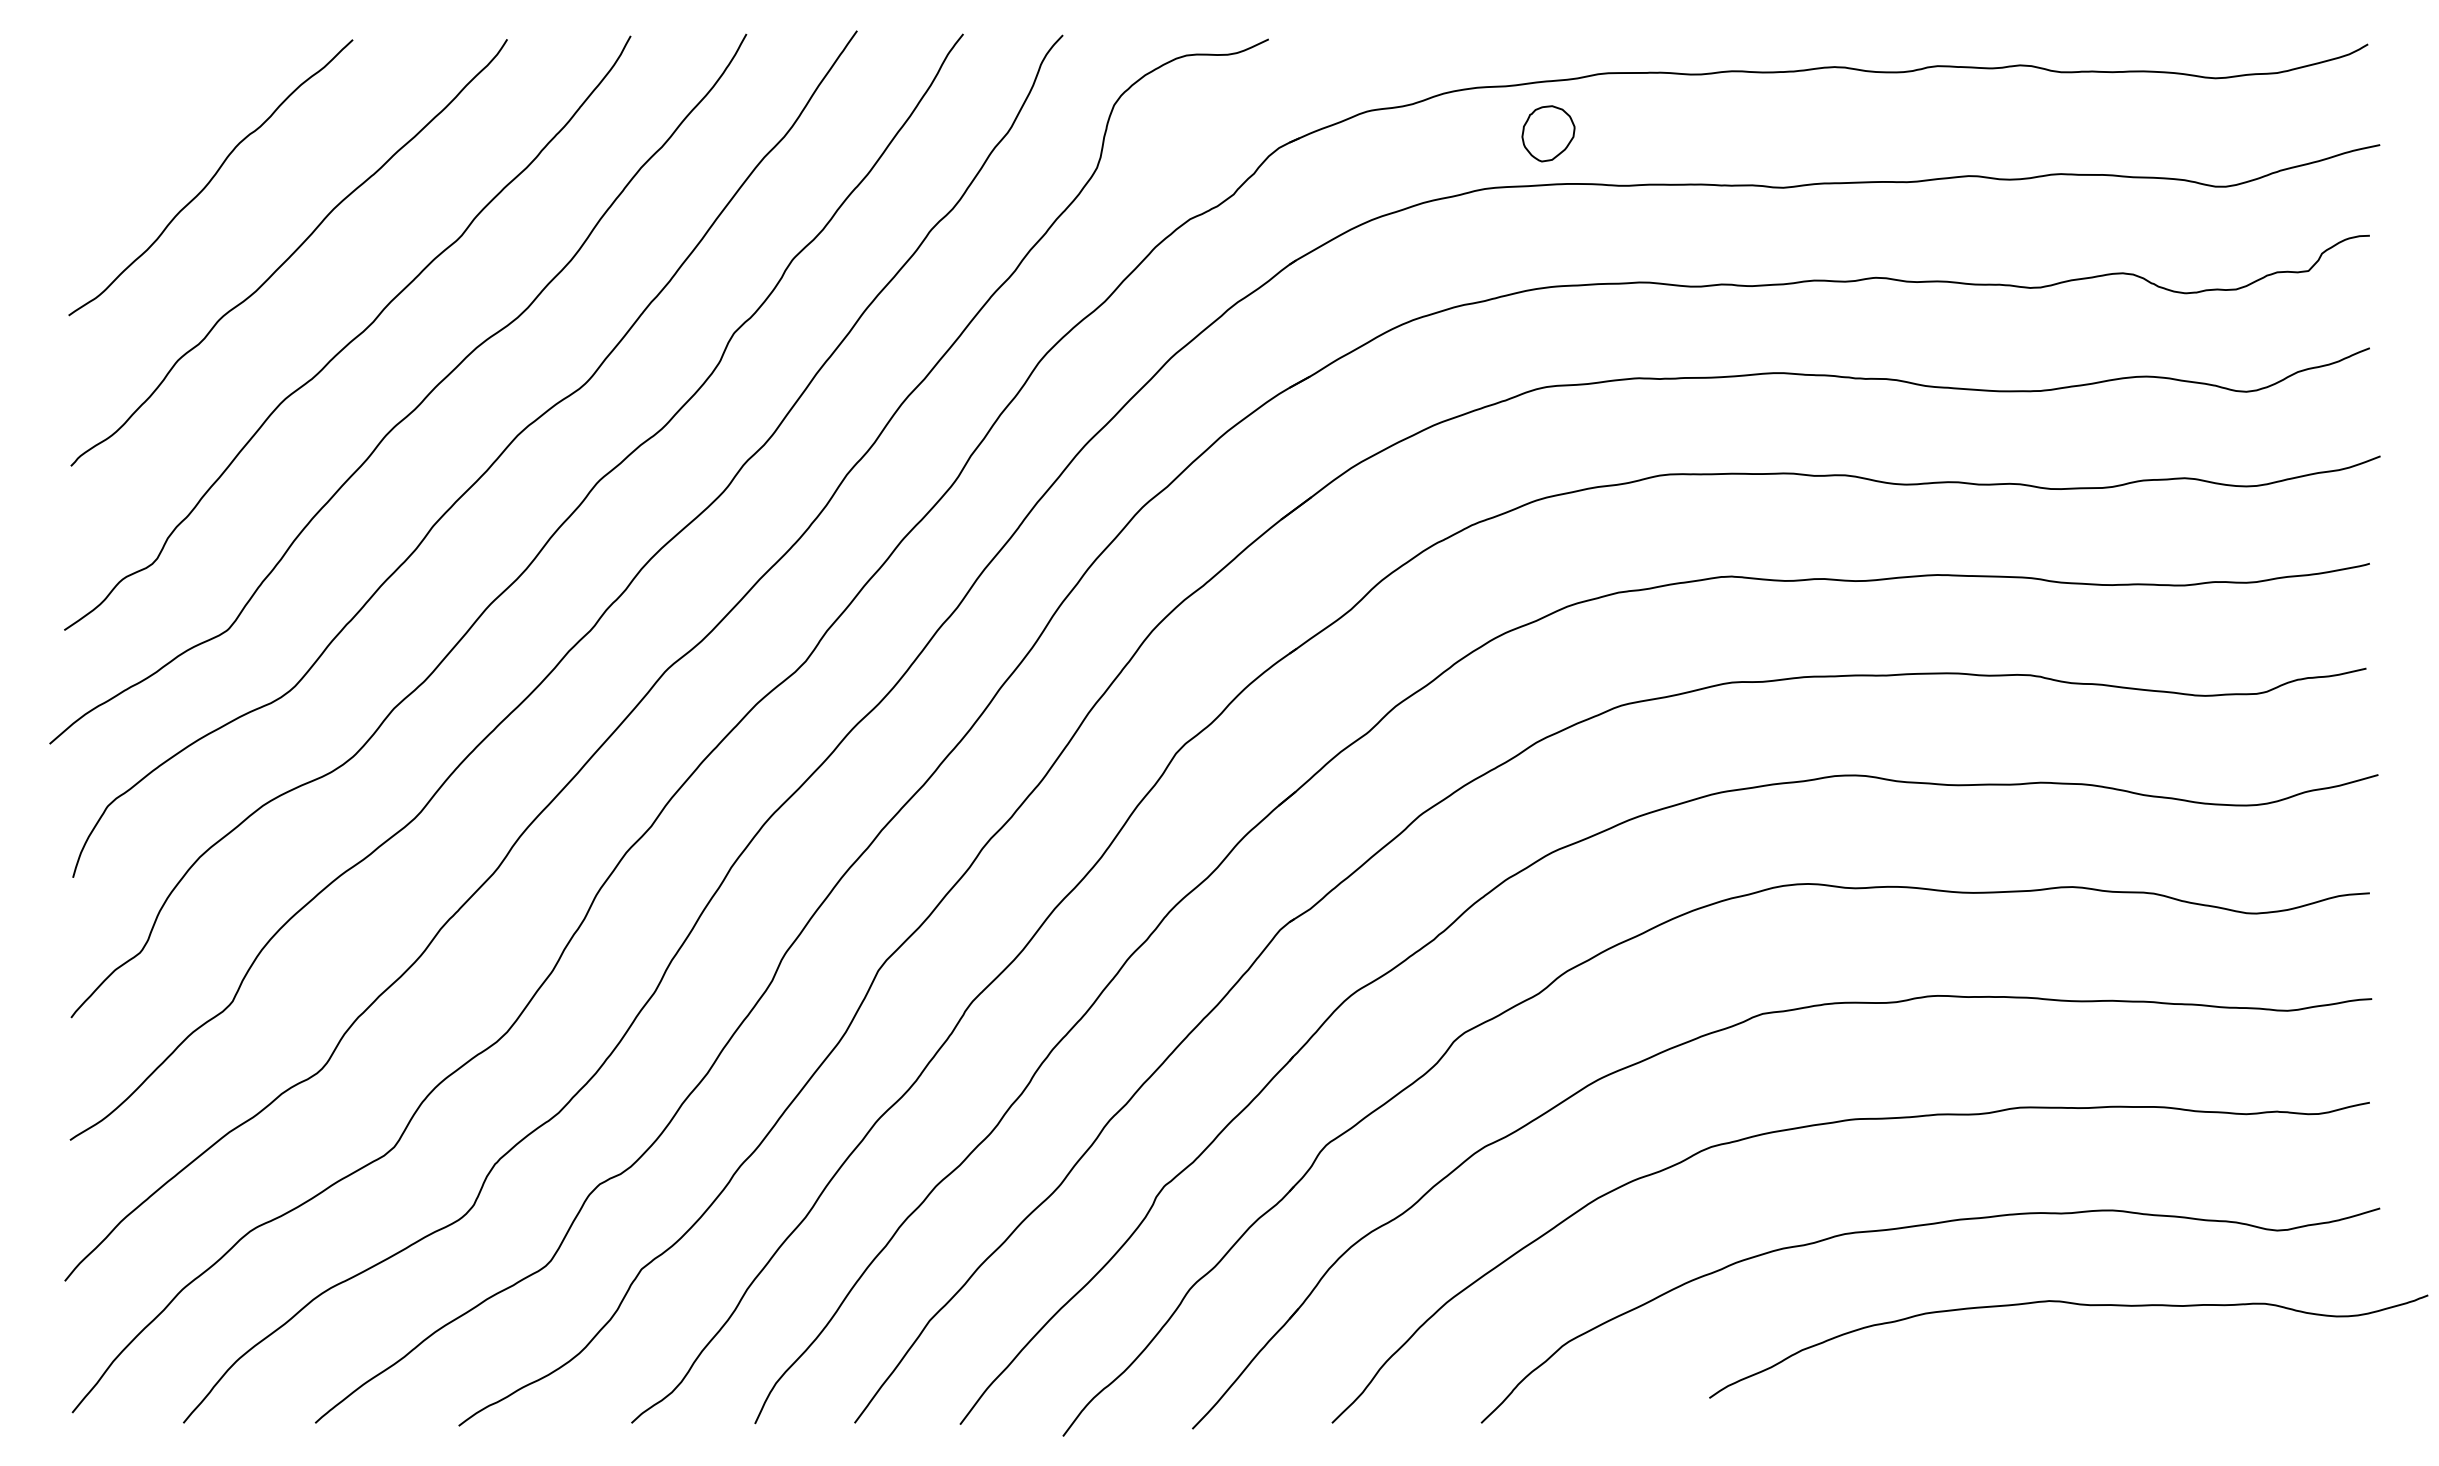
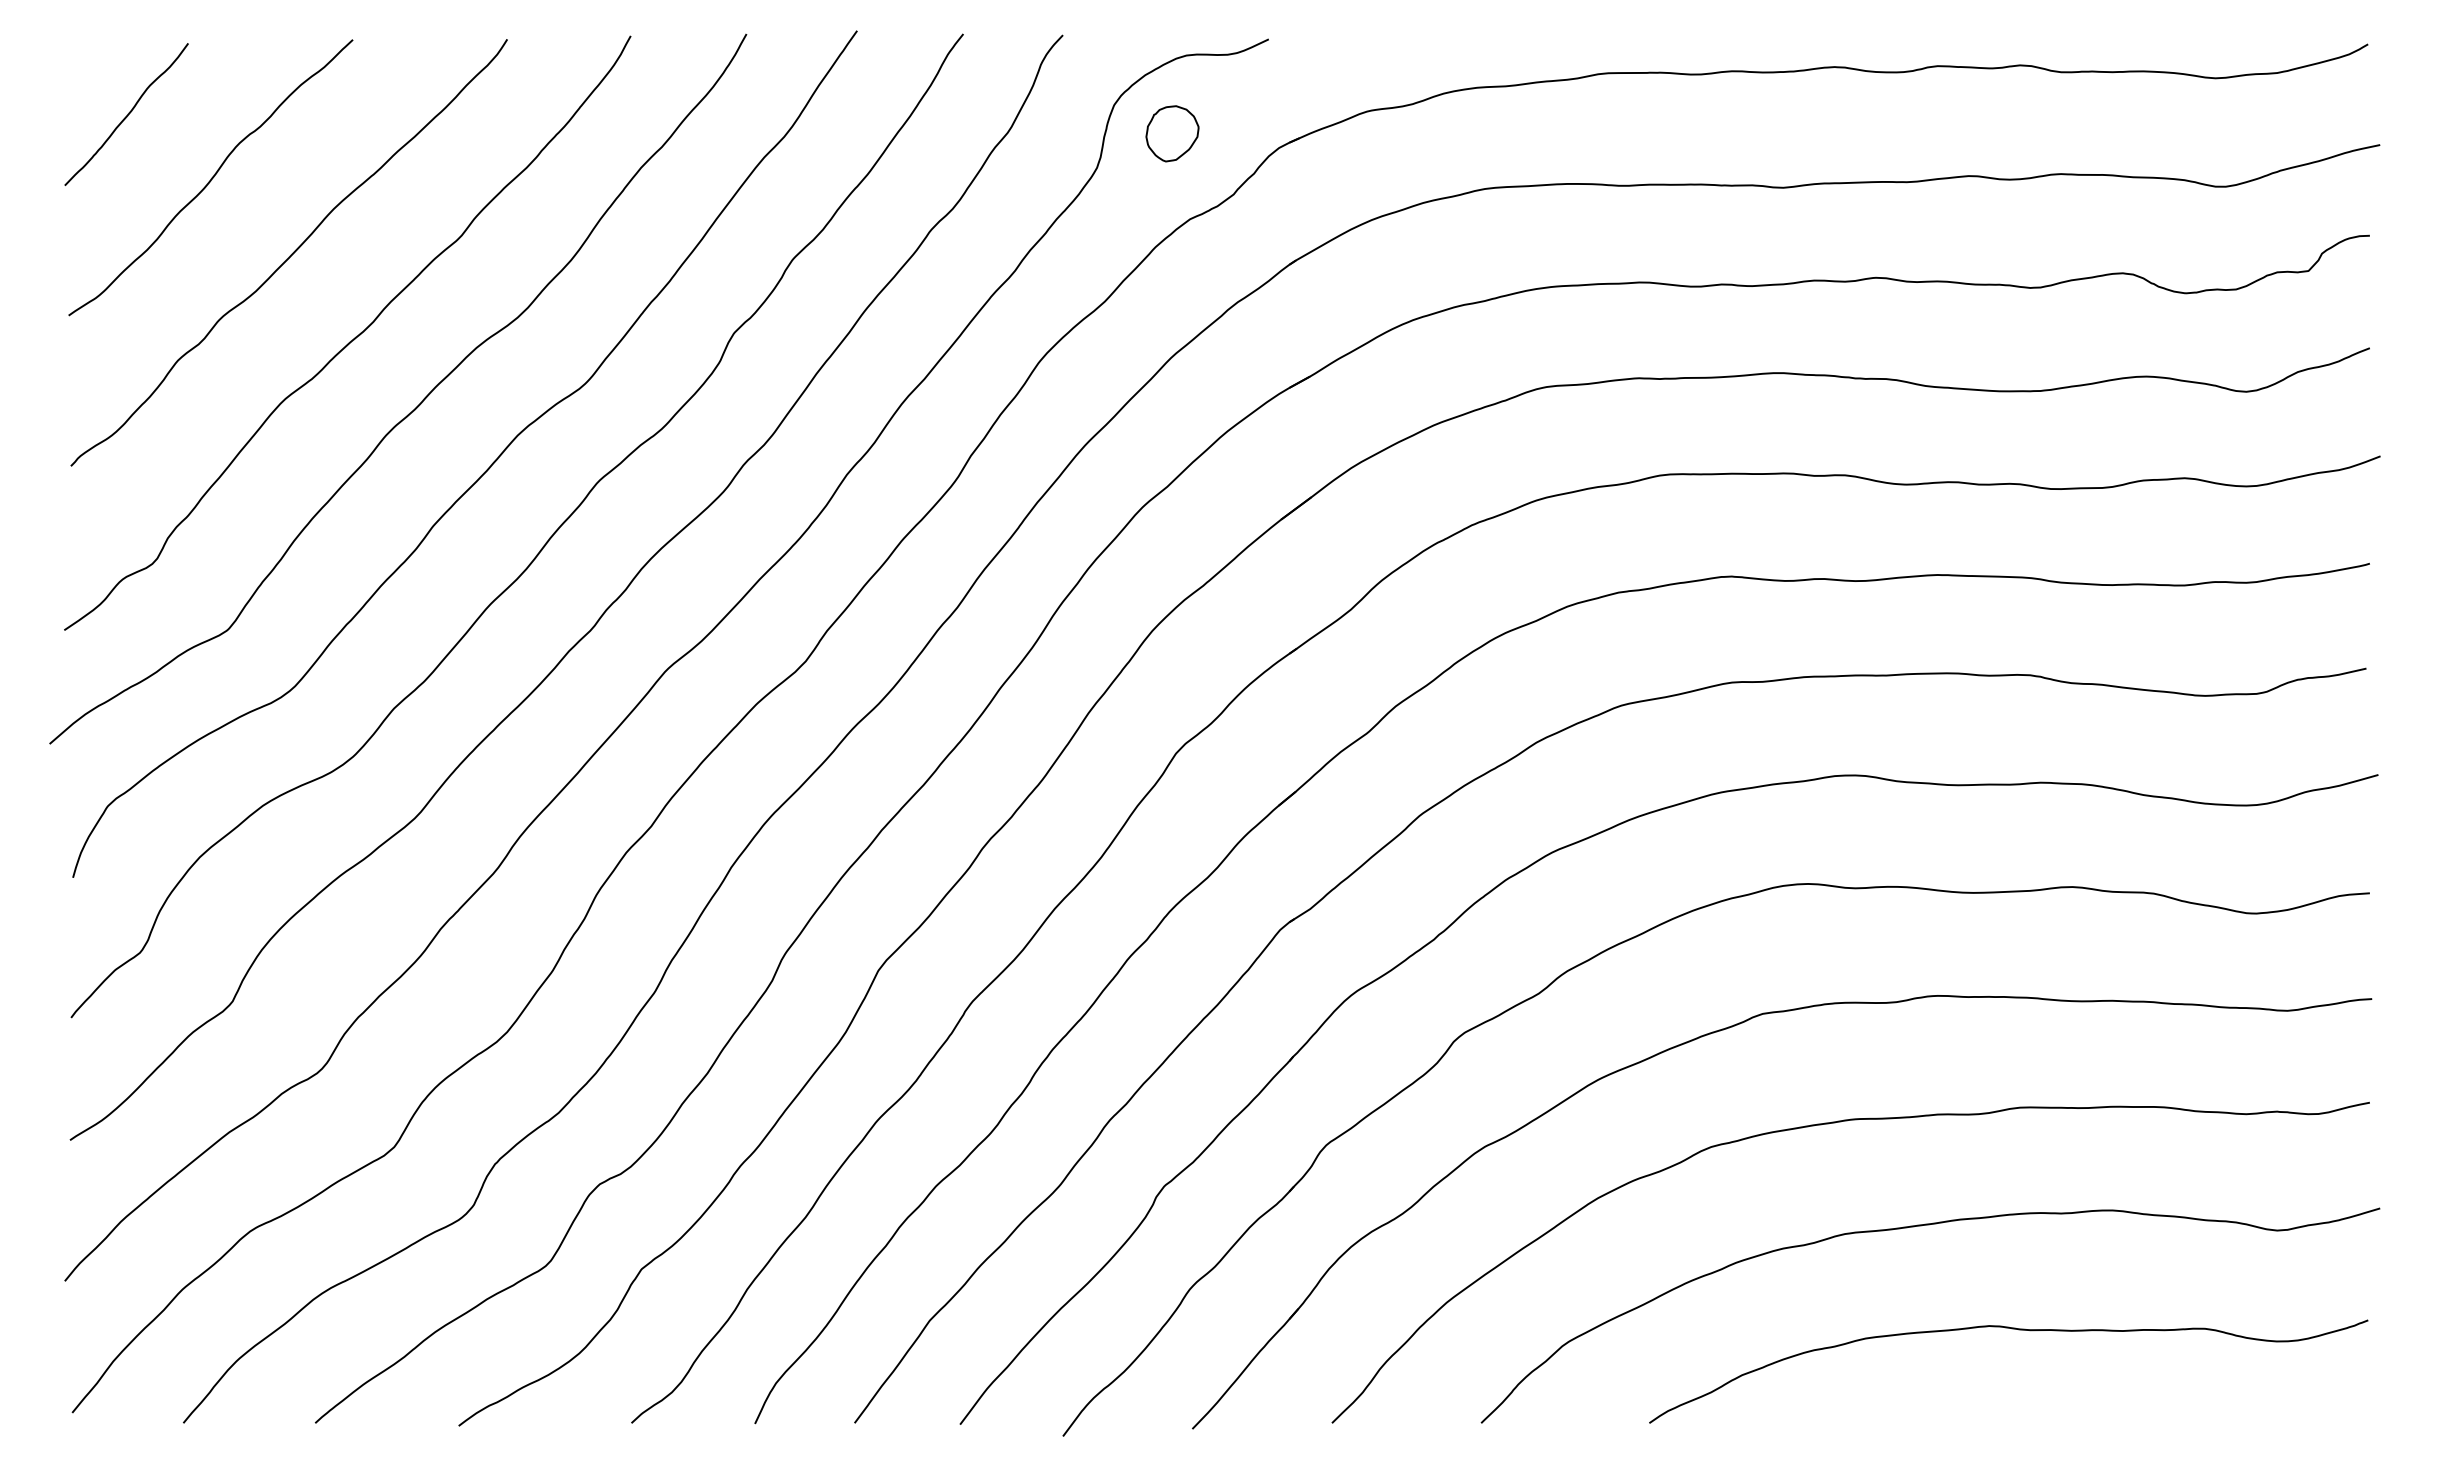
curve: none -> present (127, 114)
part position: (1548, 133) -> (1172, 133) (1172, 133)
curve position: (2071, 1304) -> (2011, 1329) (2011, 1329)
